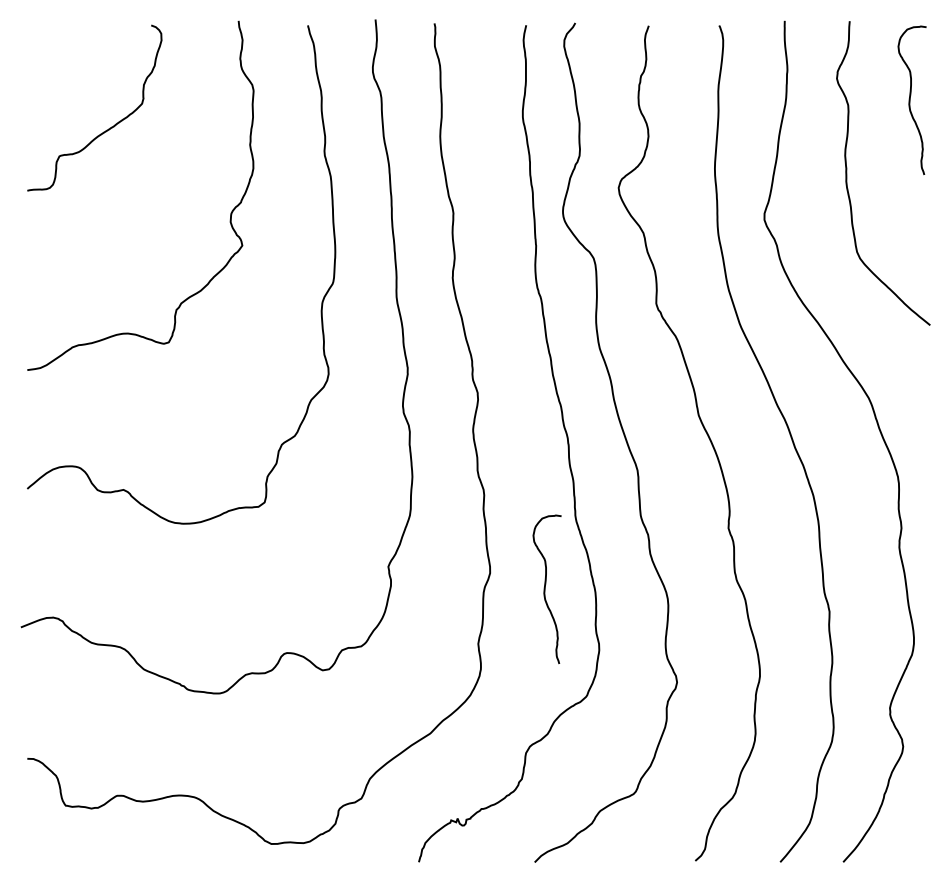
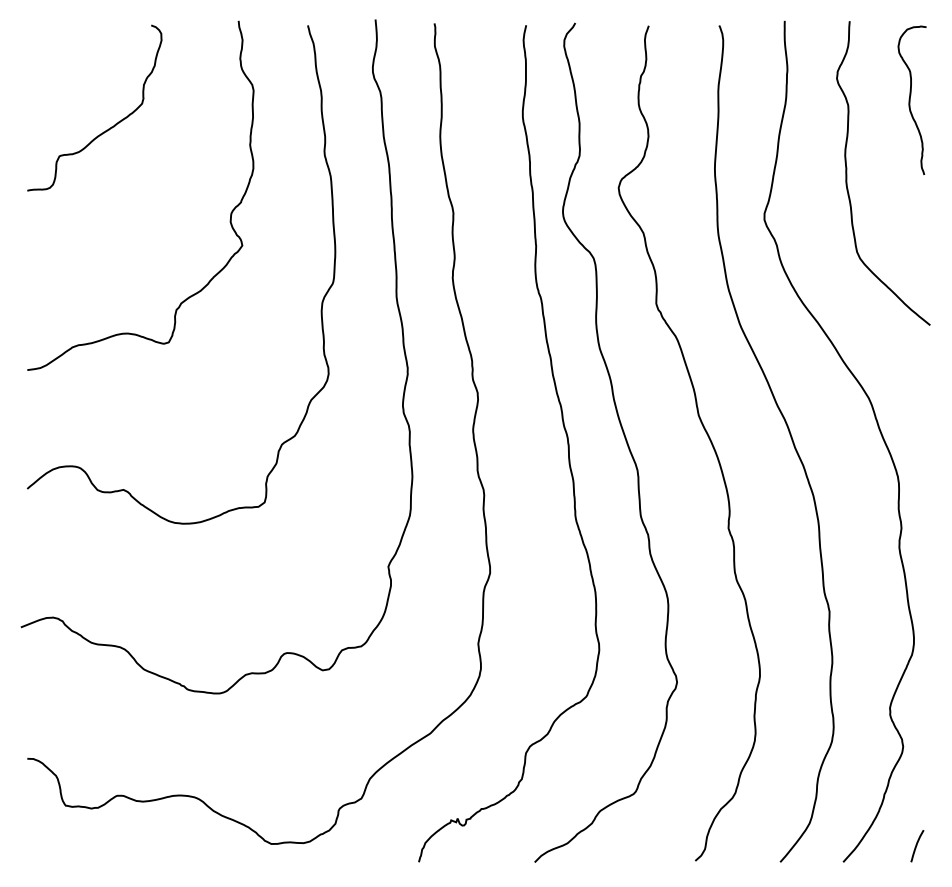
curve: present -> none (545, 588)
curve: none -> present (917, 845)
